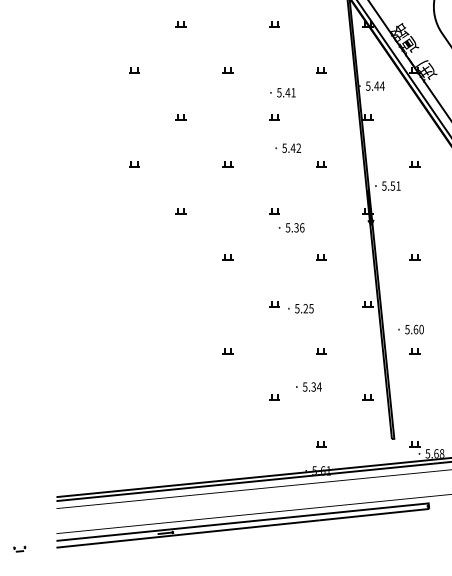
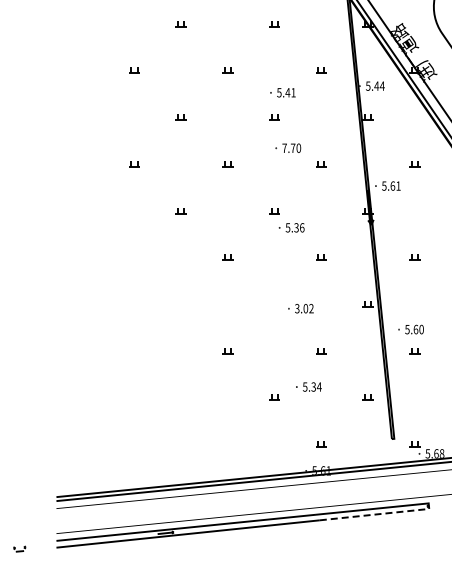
text: 5.42 -> 7.70 (291, 148)
text: 5.51 -> 5.61 (392, 185)
part: present -> none (274, 304)
text: 5.25 -> 3.02 (304, 308)
line: solid -> dashed (375, 514)
